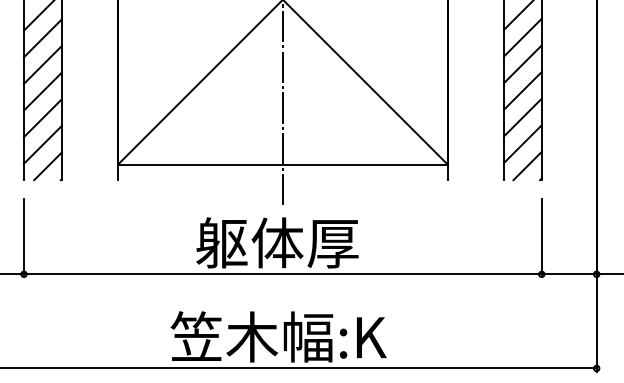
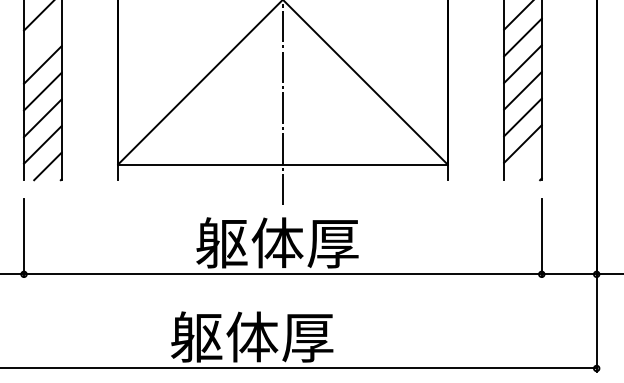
line: present -> none (42, 38)
line: present -> none (527, 165)
text: 笠木幅:K -> 躯体厚 (278, 336)
